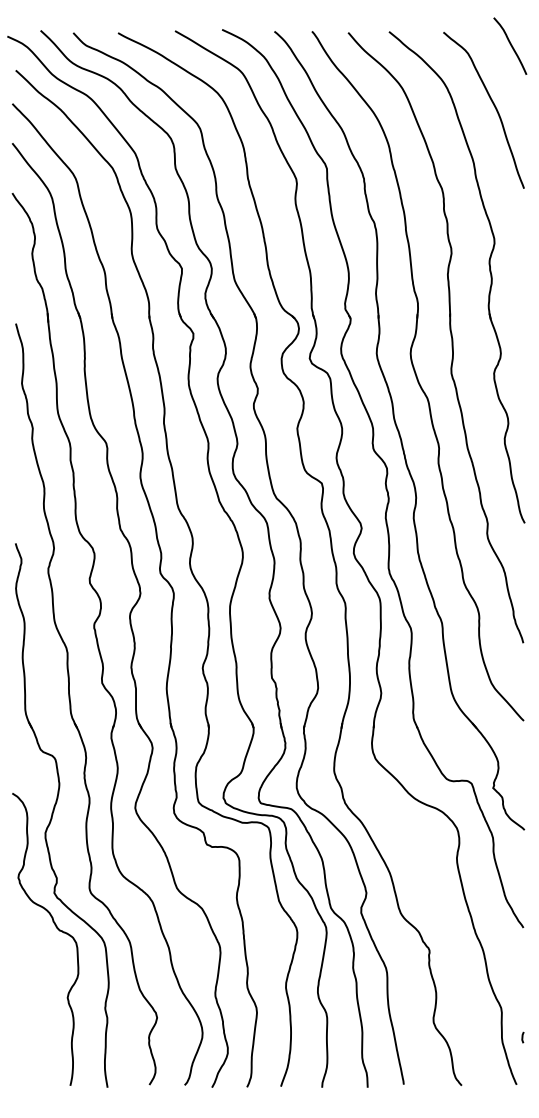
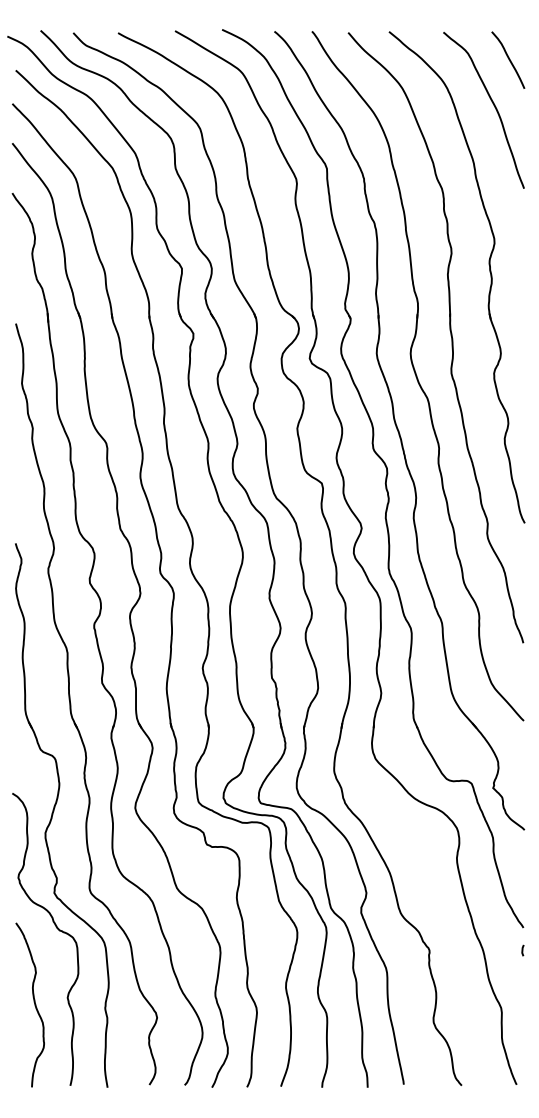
curve position: (510, 45) -> (508, 59) (508, 59)
curve: none -> present (33, 1002)
line position: (522, 1037) -> (522, 950) (522, 950)
